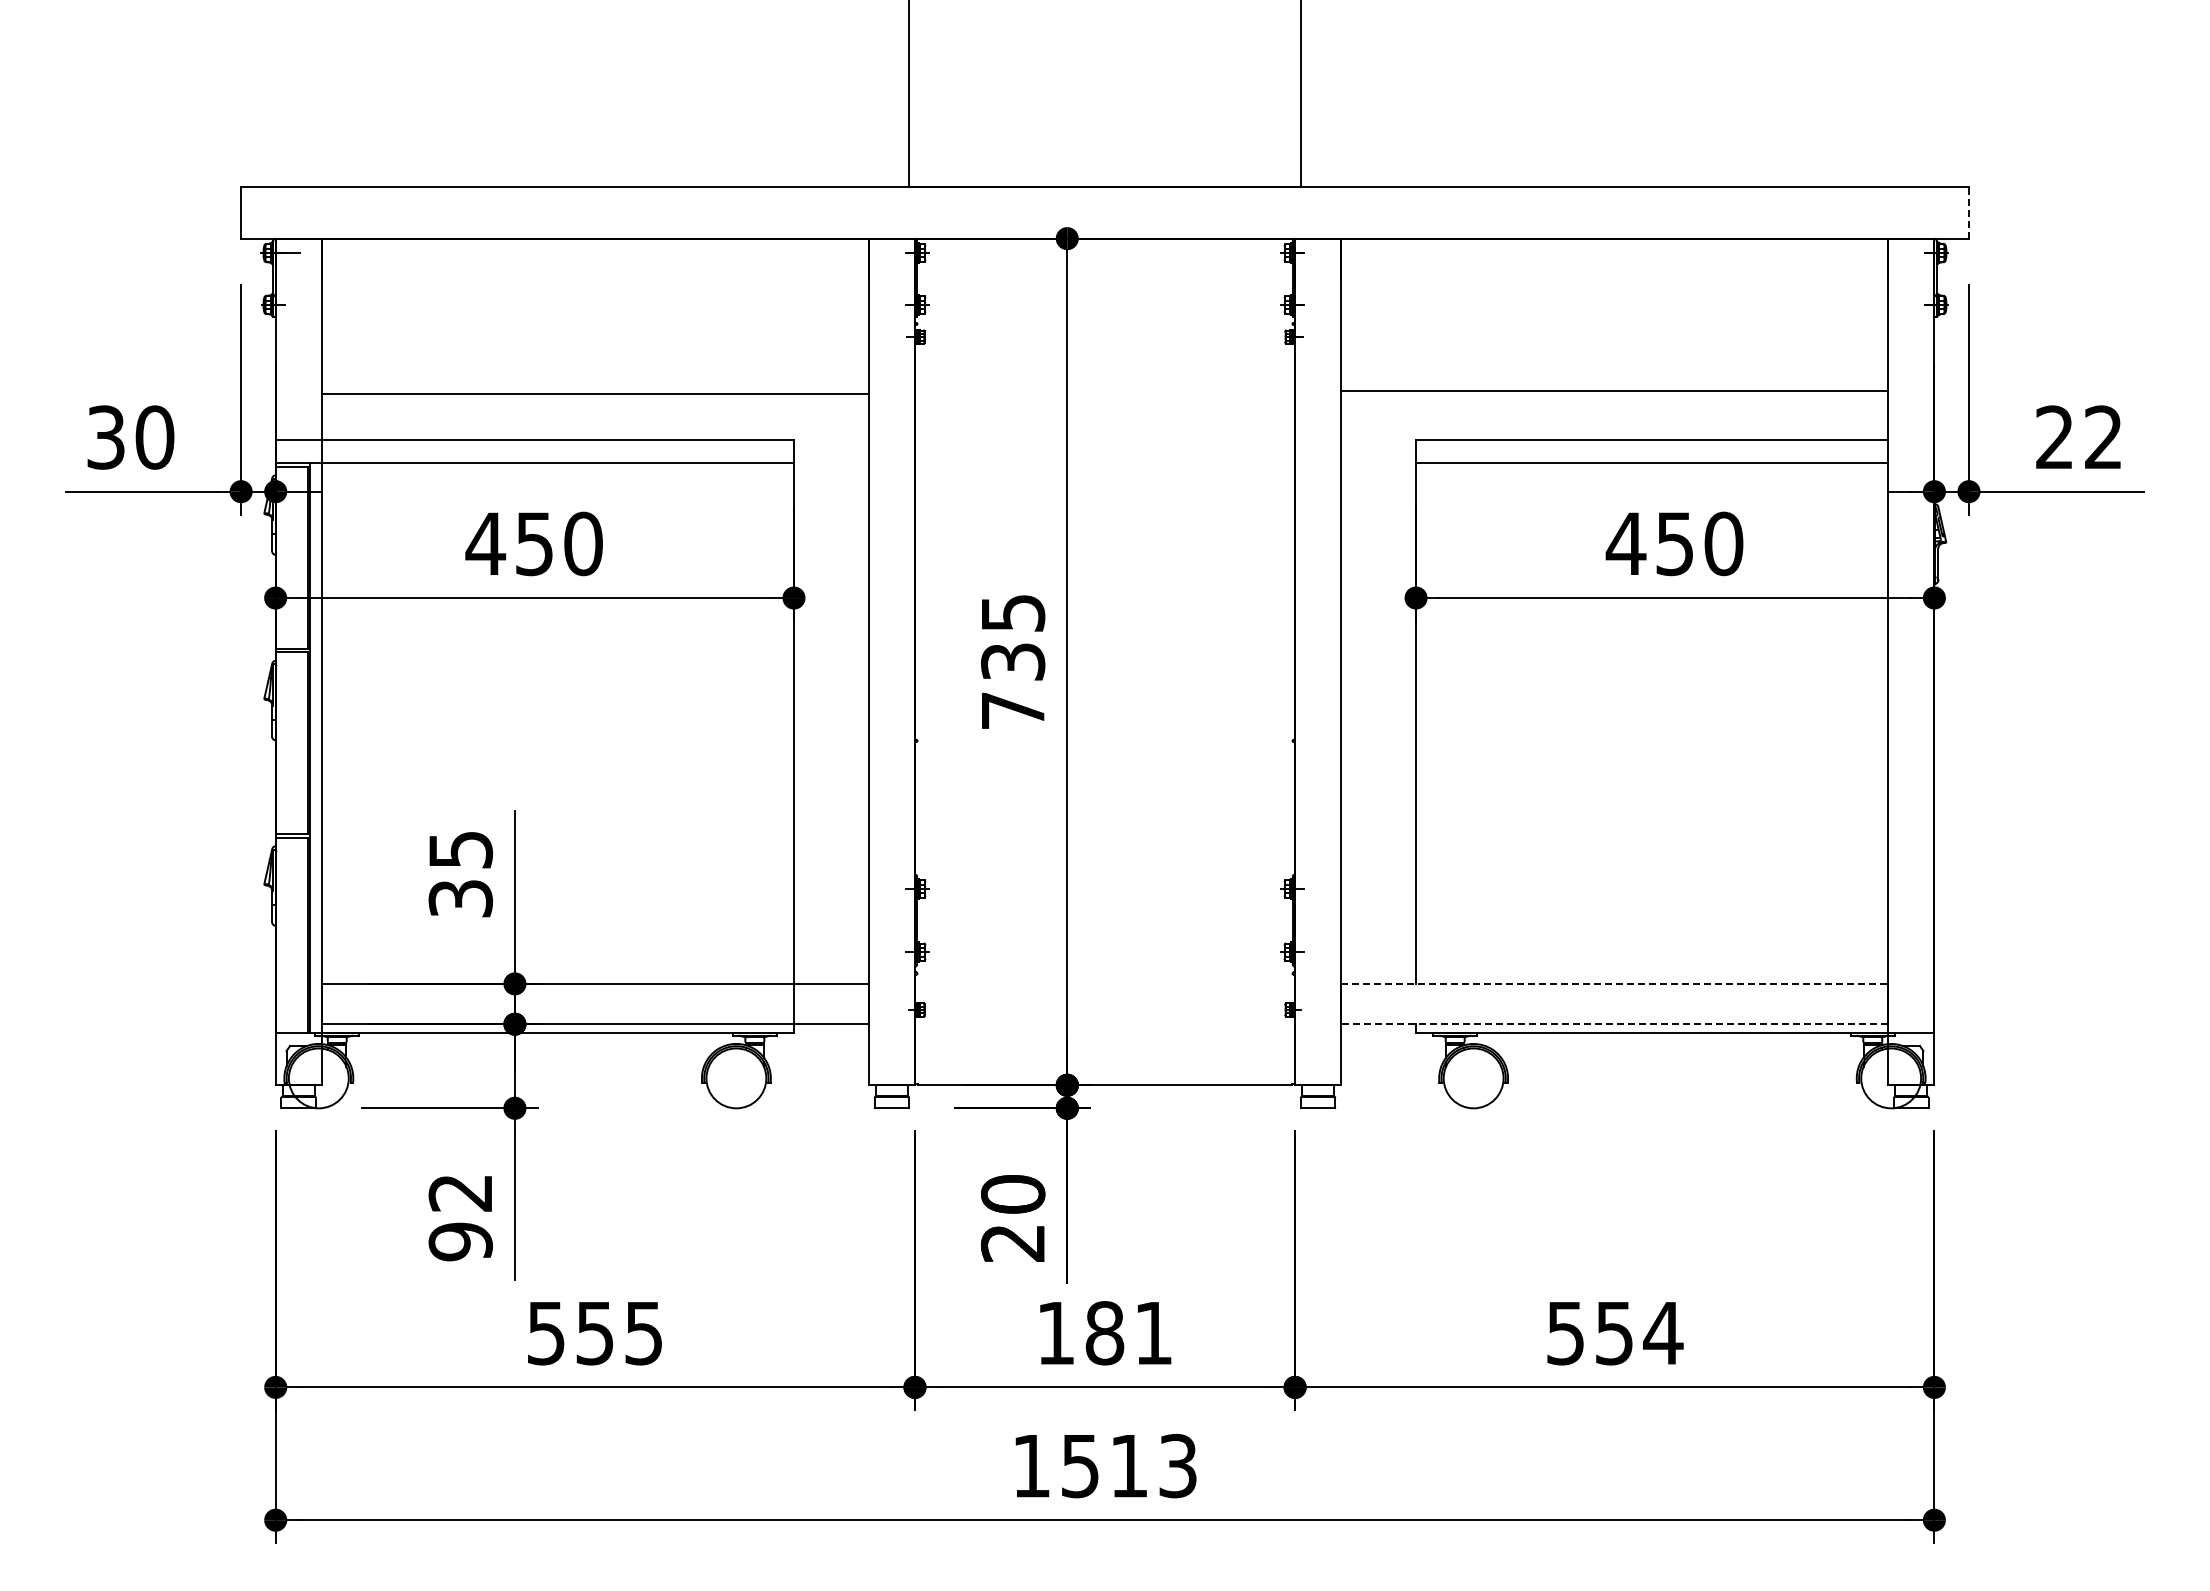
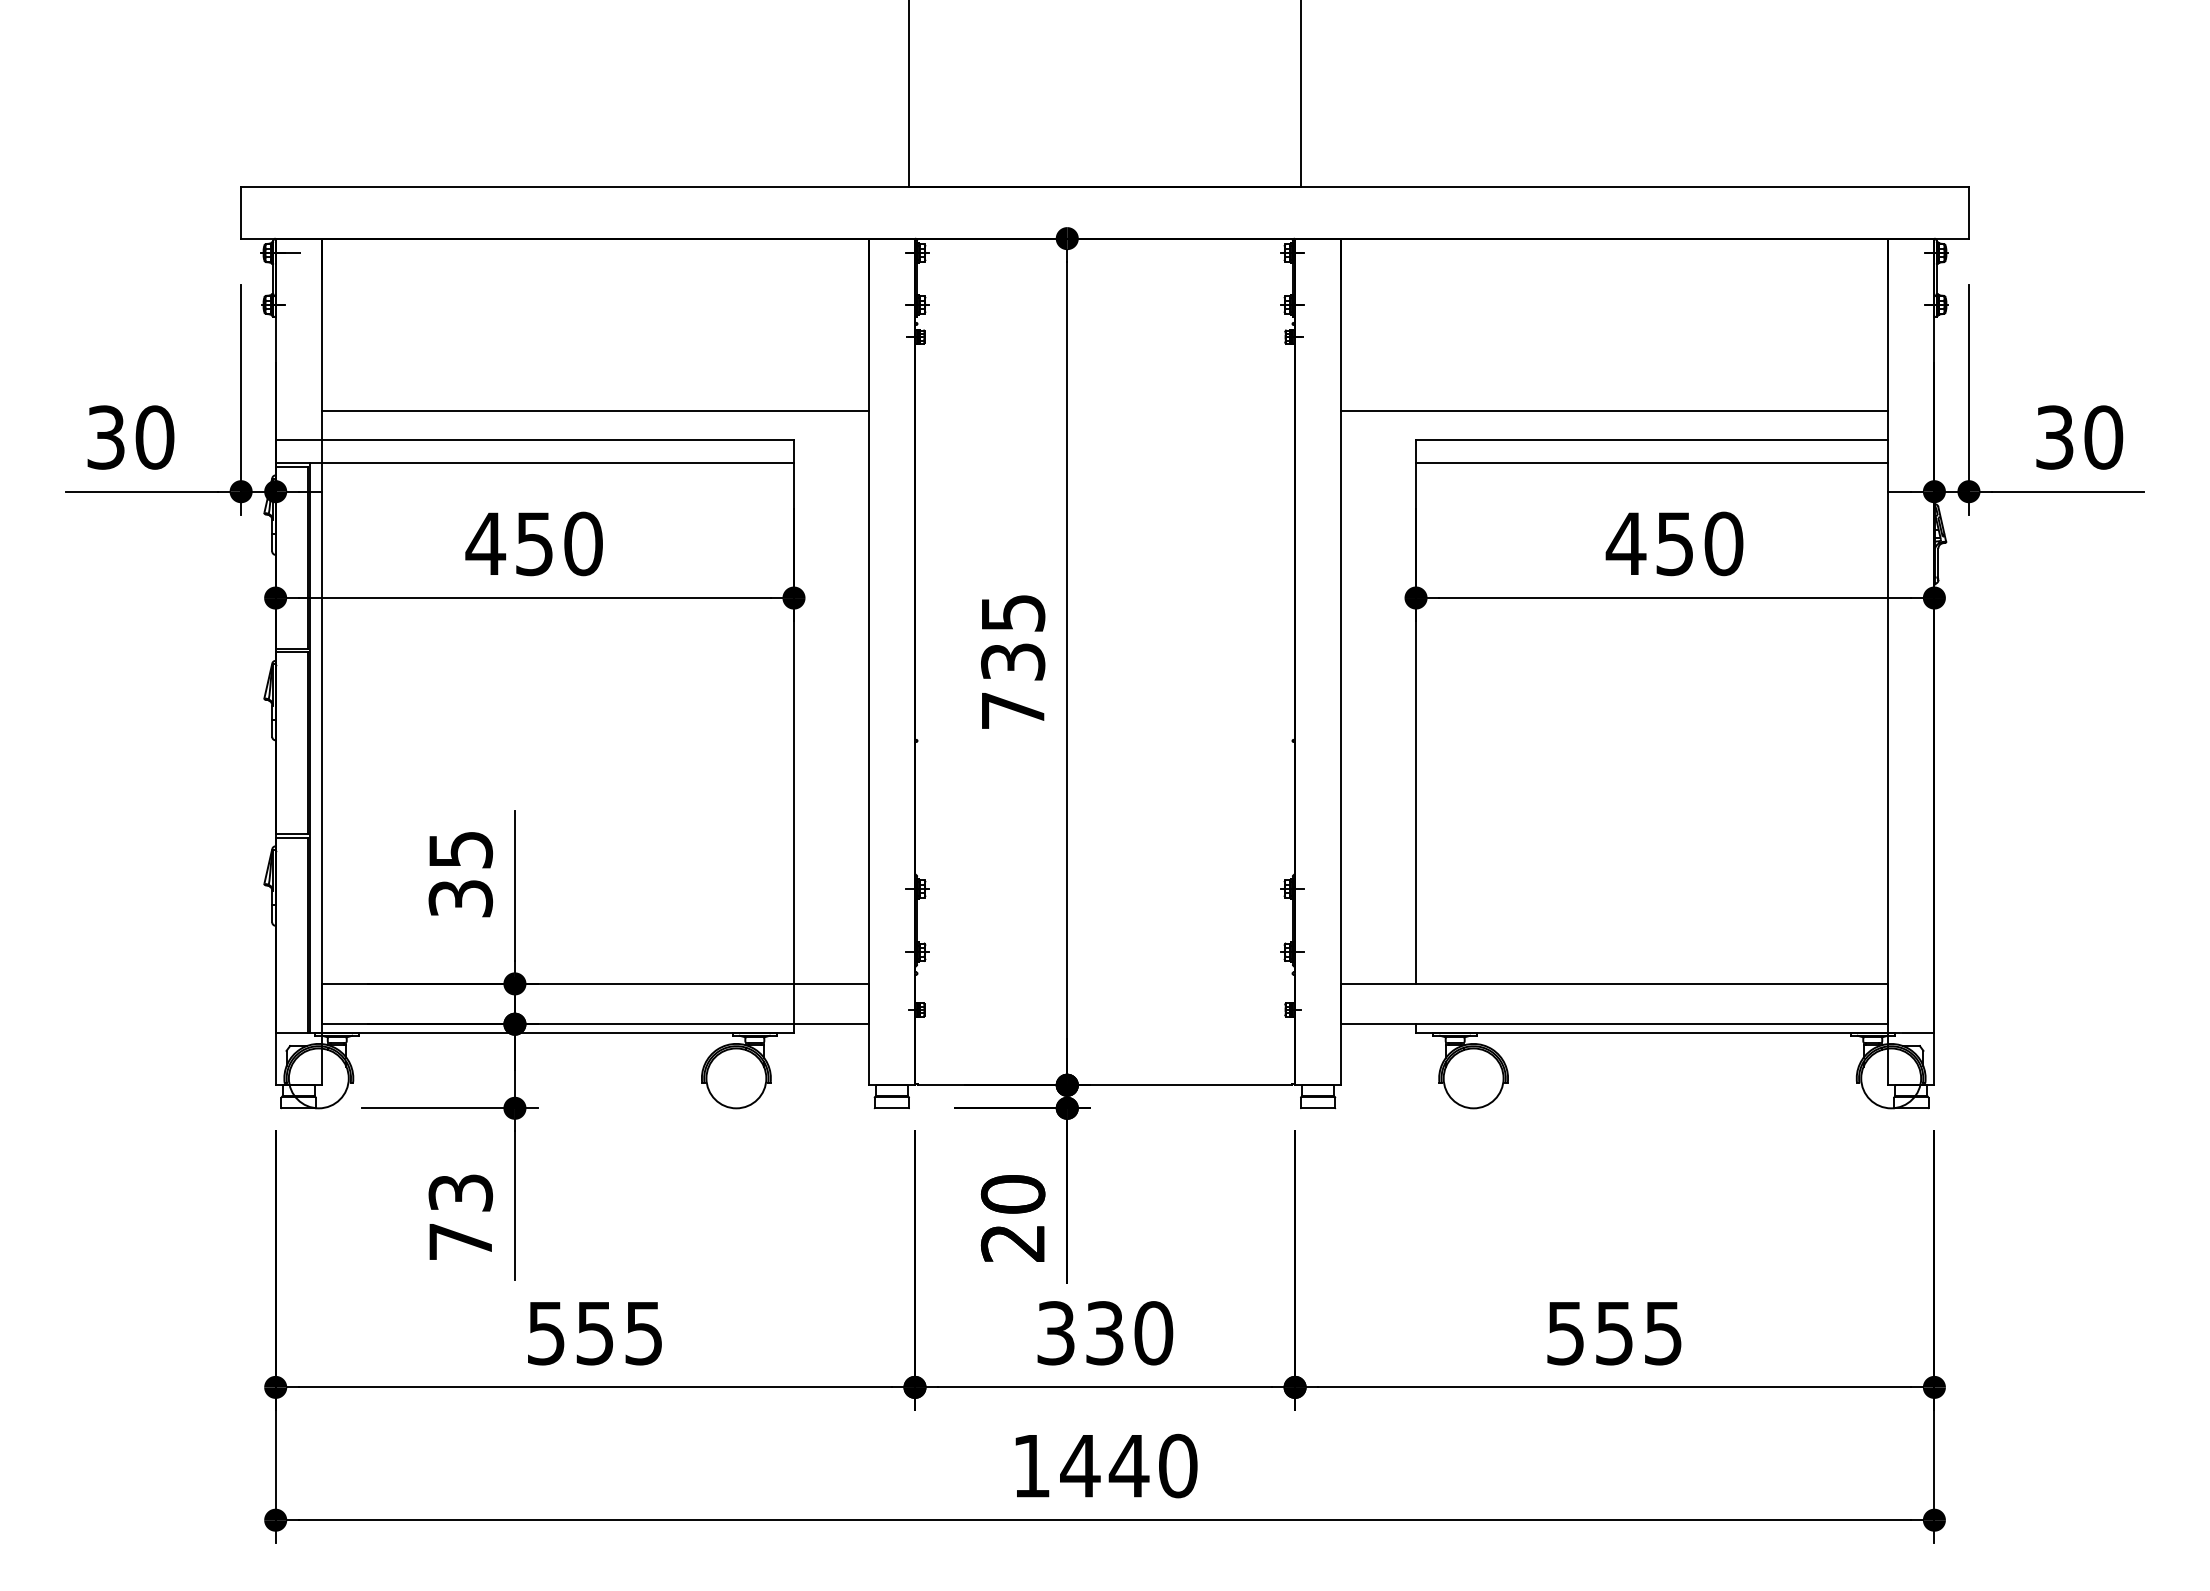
line: dashed -> solid (1968, 212)
line position: (1614, 391) -> (1614, 411) (1614, 411)
line position: (594, 394) -> (594, 411) (594, 411)
text: 22 -> 30 (2079, 437)
line: dashed -> solid (1614, 983)
line: dashed -> solid (1614, 1024)
text: 92 -> 73 (460, 1217)
text: 181 -> 330 (1105, 1333)
text: 554 -> 555 (1663, 1333)
text: 1513 -> 1440 (1128, 1465)
